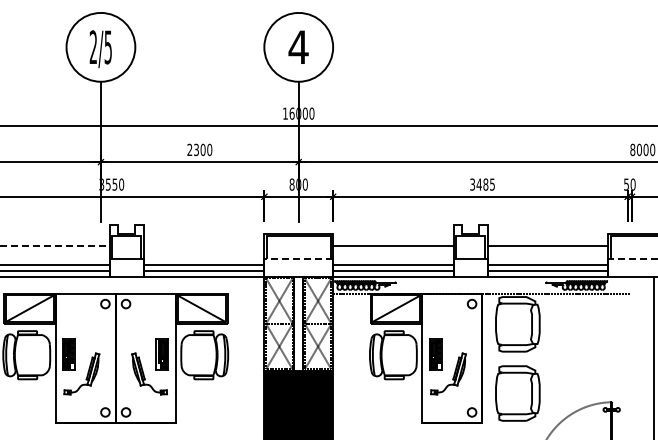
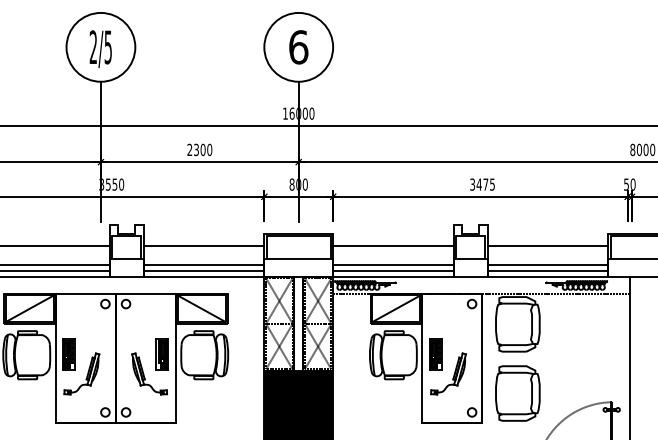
text: 4 -> 6 (298, 47)
text: 3485 -> 3475 (485, 184)
line: dashed -> solid (54, 246)
line: none -> present (203, 246)
line: dashed -> solid (298, 259)
line: dashed -> solid (633, 259)
line position: (653, 356) -> (629, 356) (629, 356)
